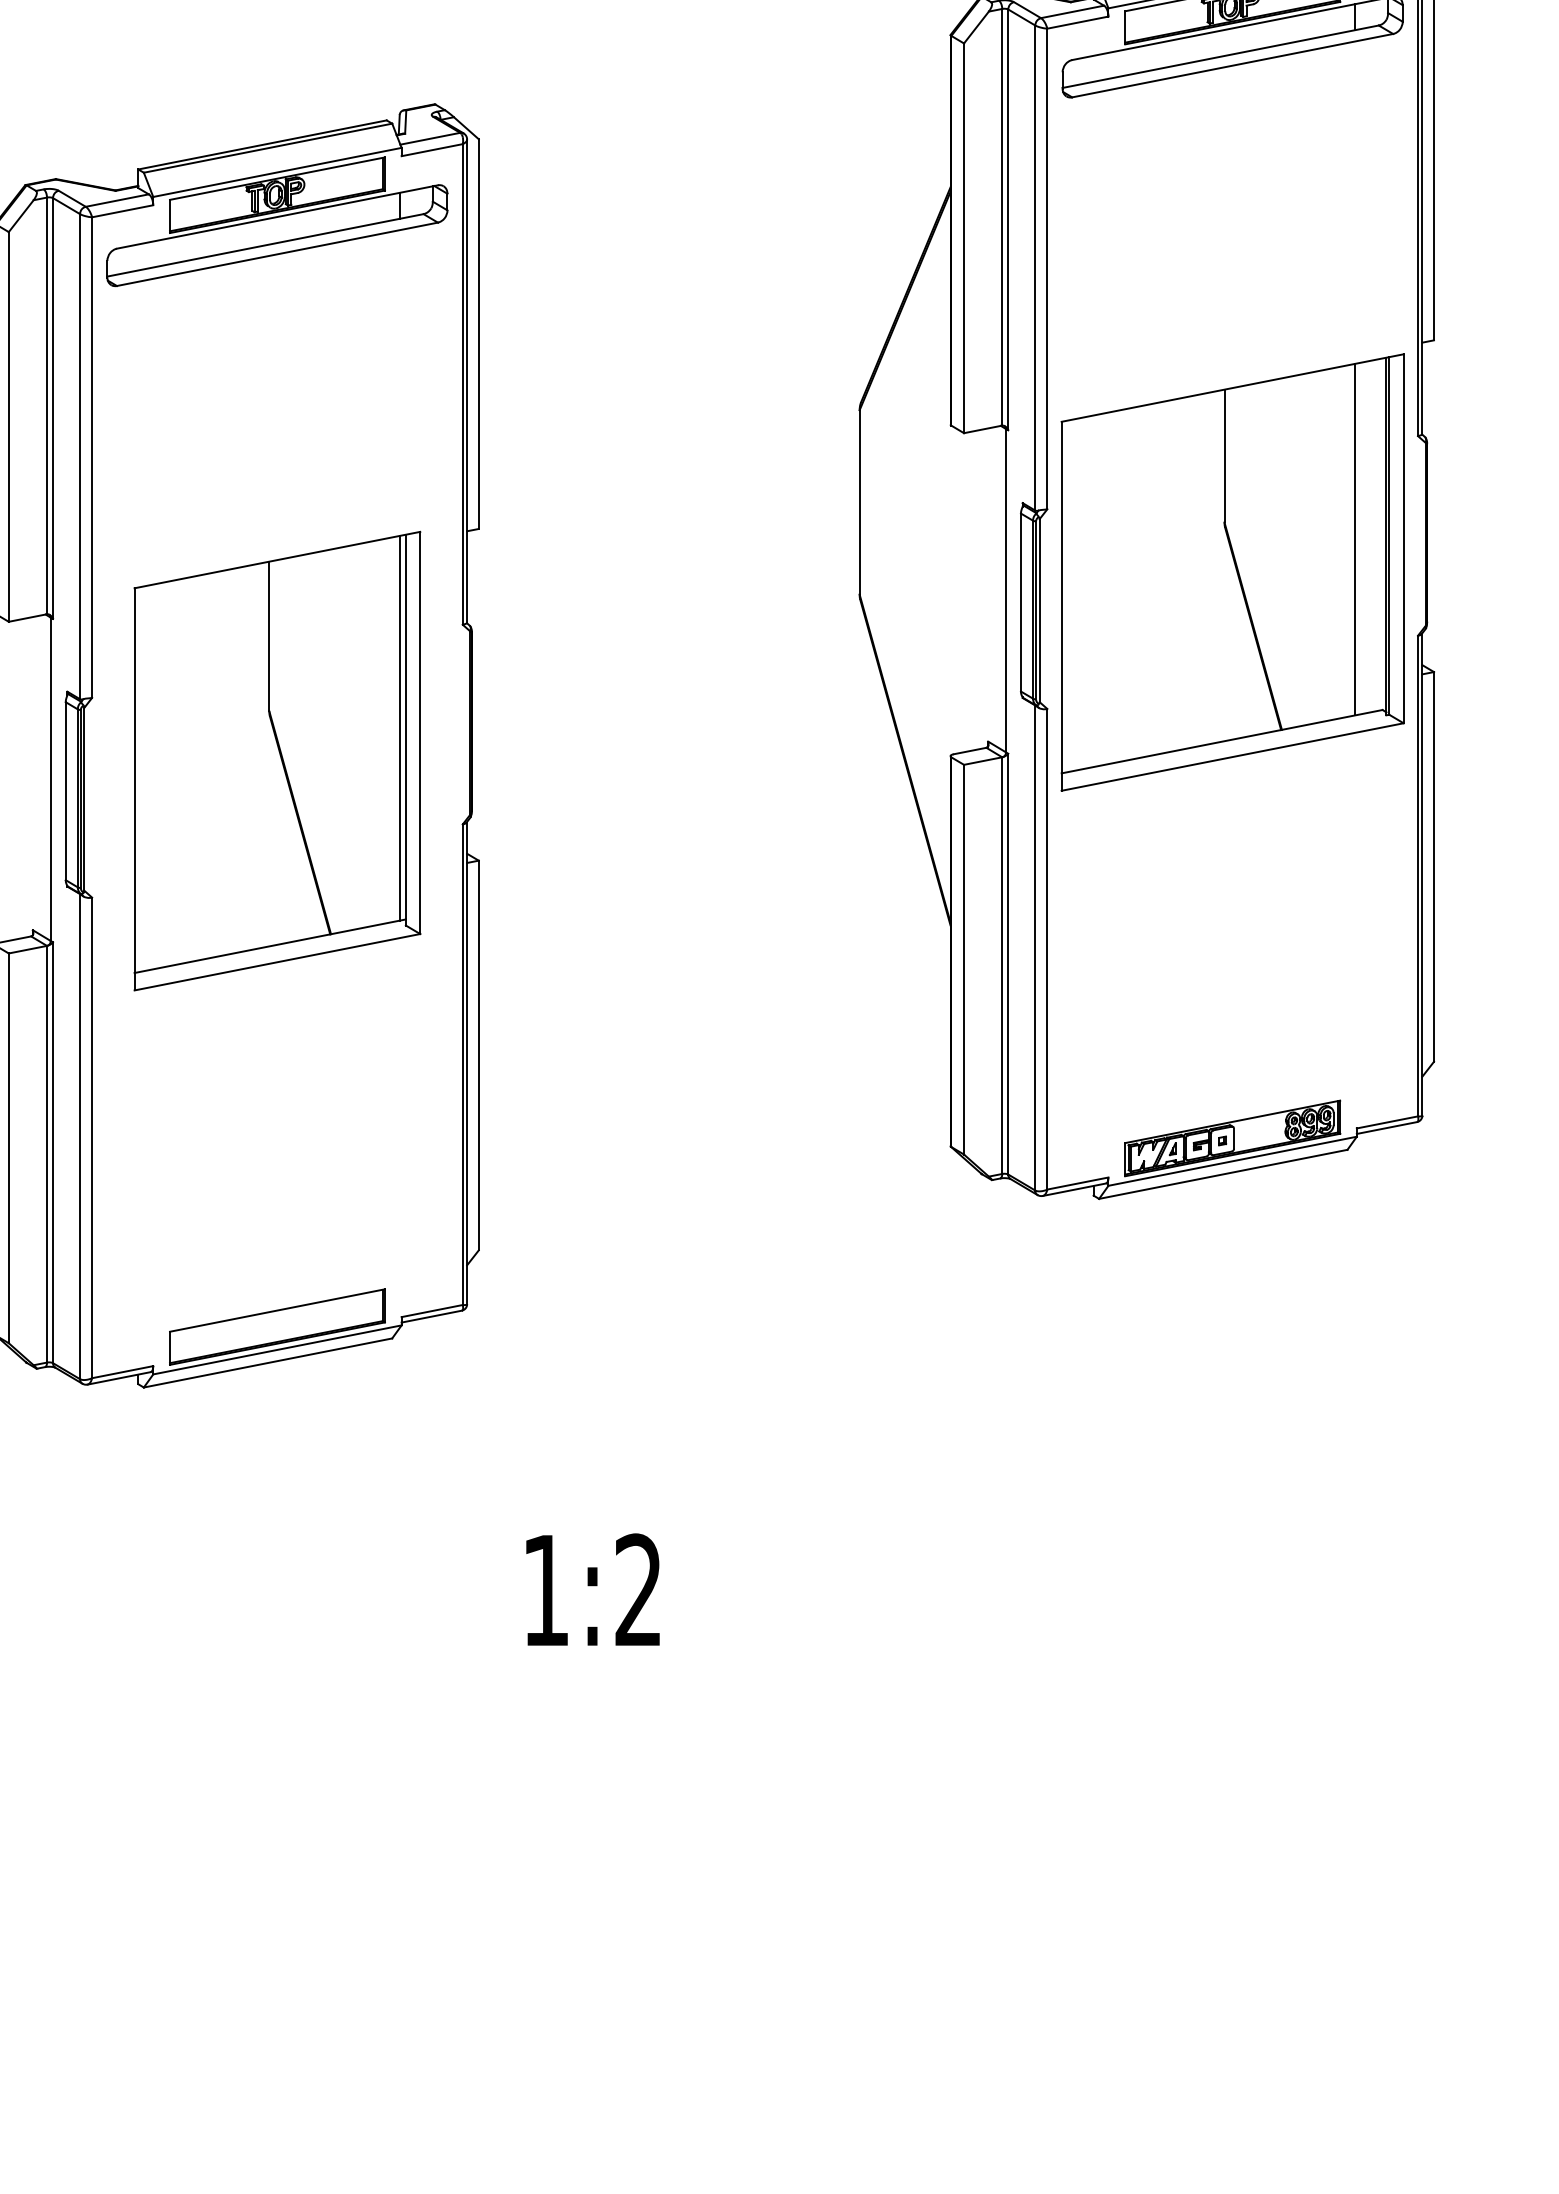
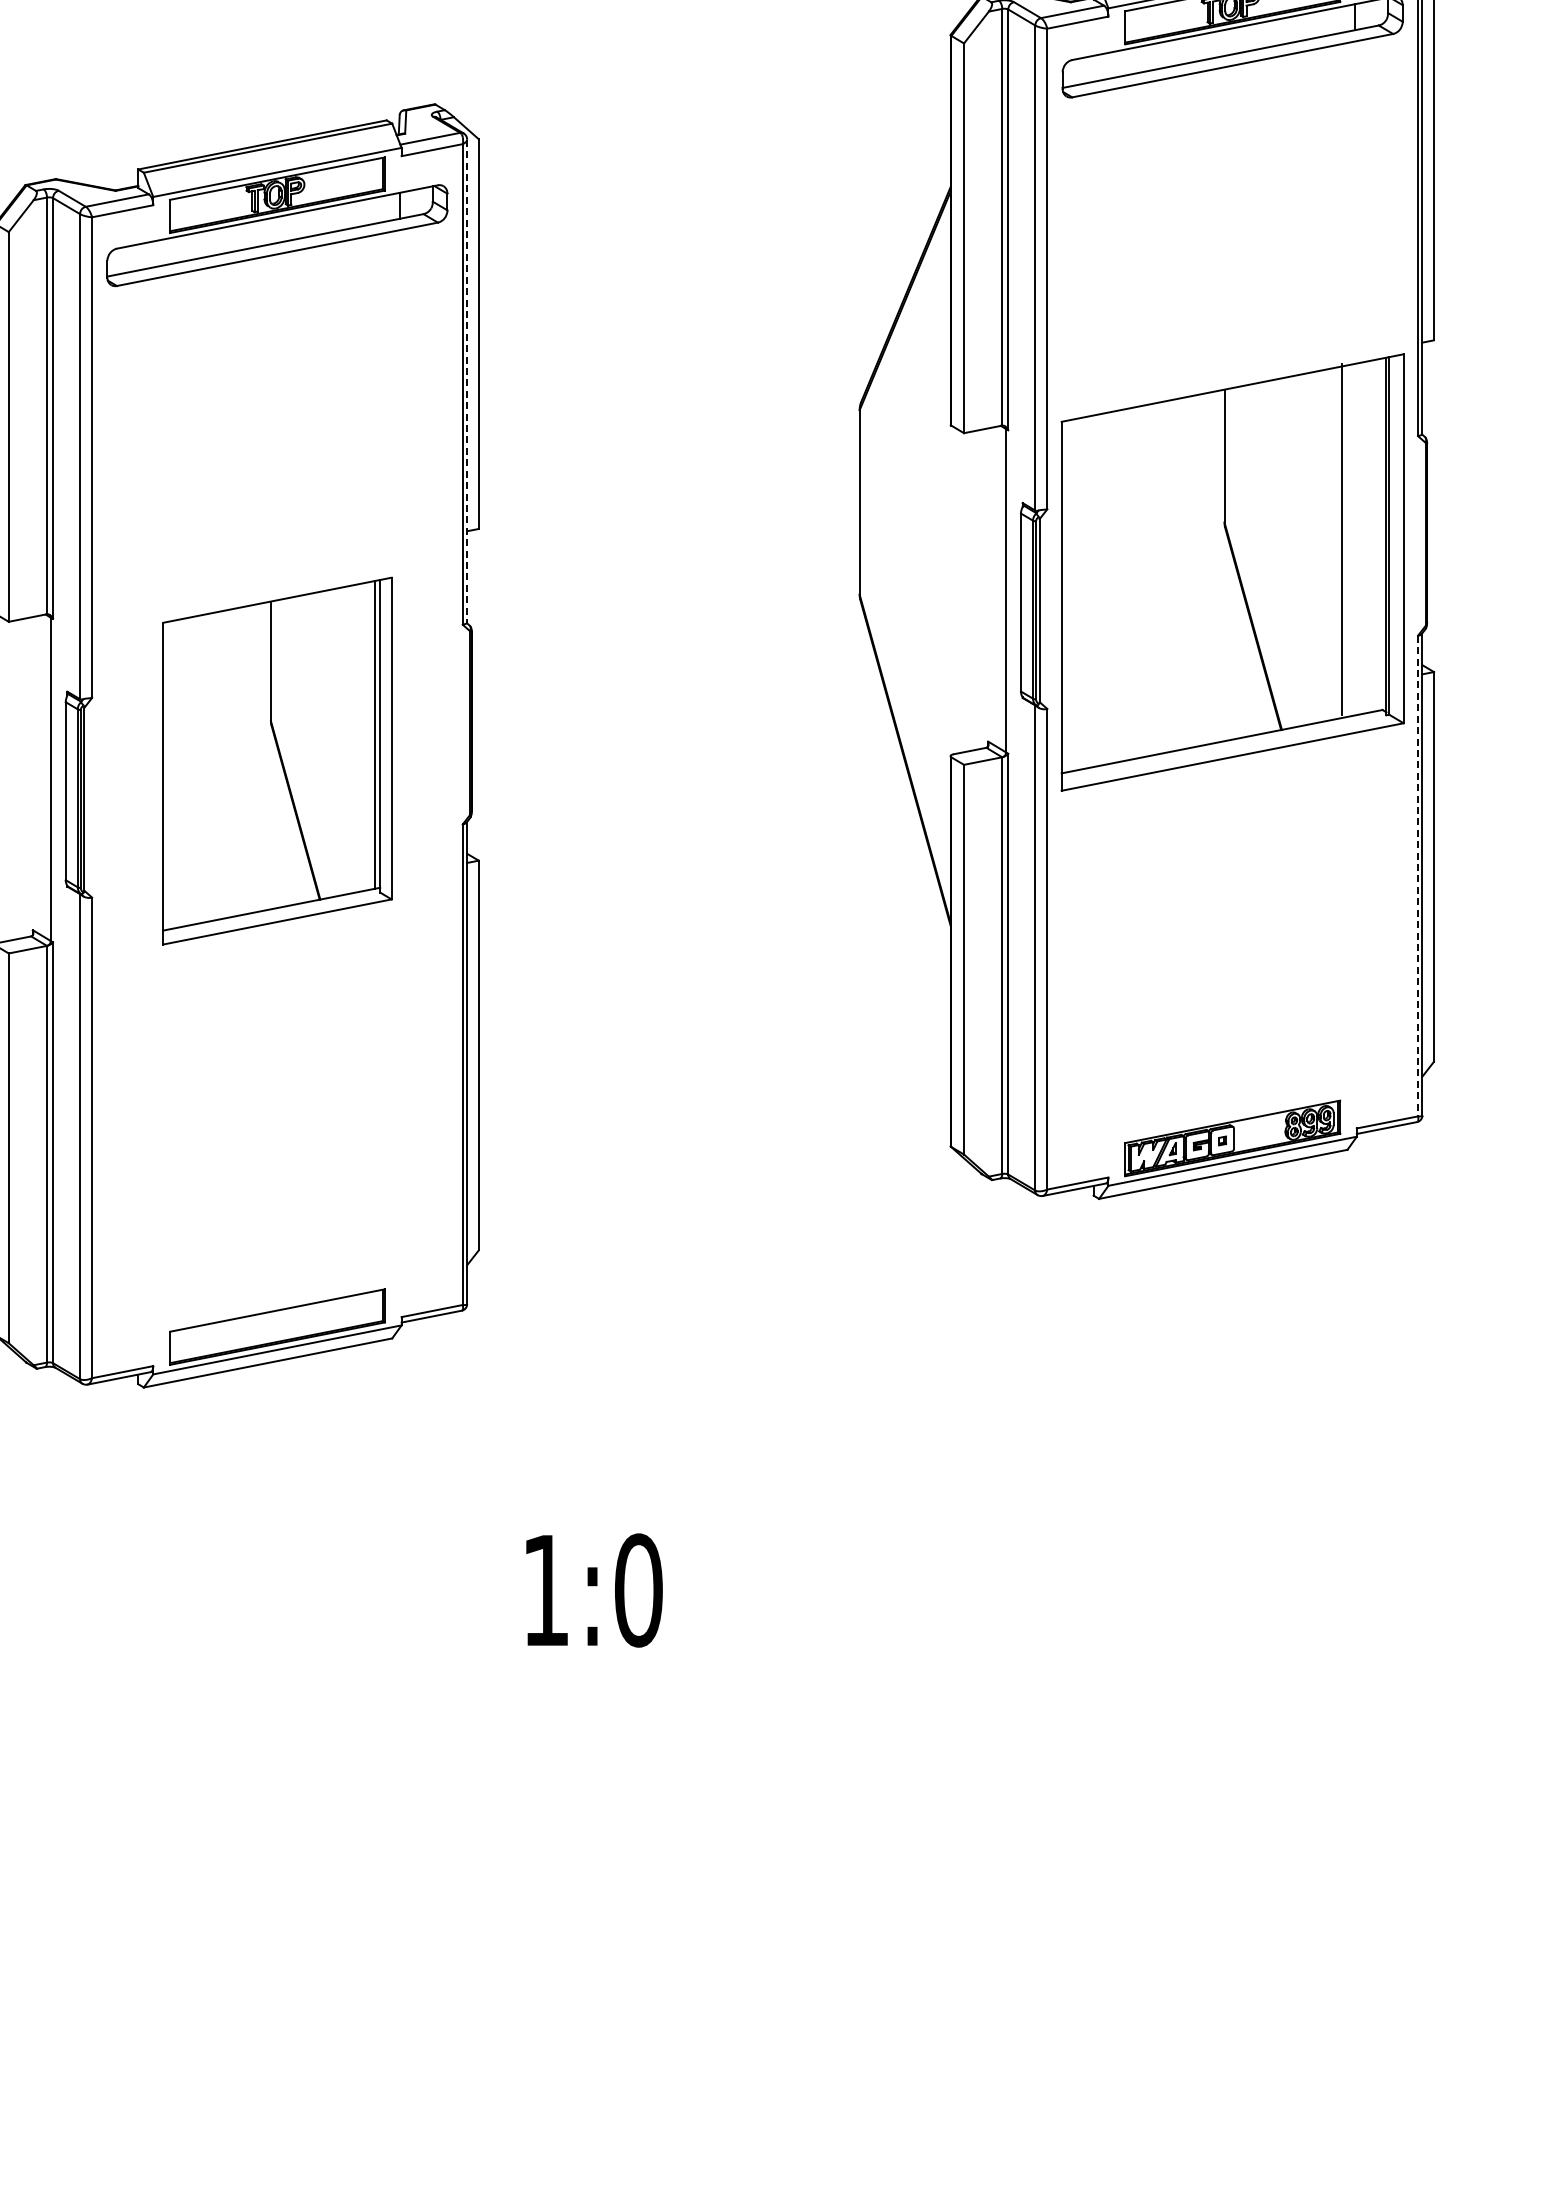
line: solid -> dashed (467, 381)
line position: (1354, 539) -> (1341, 539) (1341, 539)
part size: 289x462 px -> 231x370 px (277, 760)
line: solid -> dashed (1417, 876)
text: 1:2 -> 1:0 (638, 1590)
